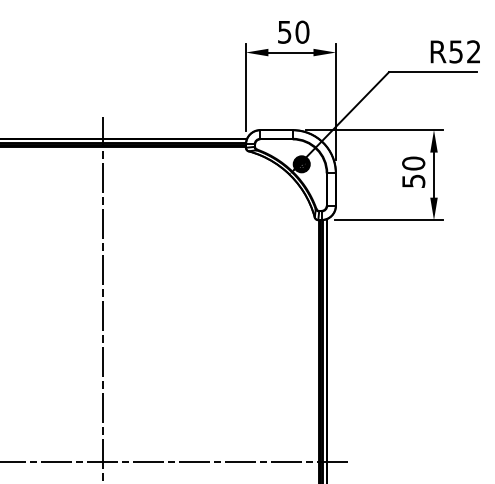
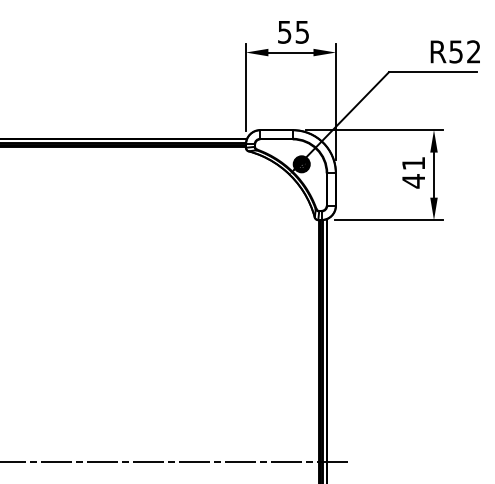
text: 50 -> 55 (302, 31)
text: 50 -> 41 (413, 172)
line: present -> none (103, 298)
